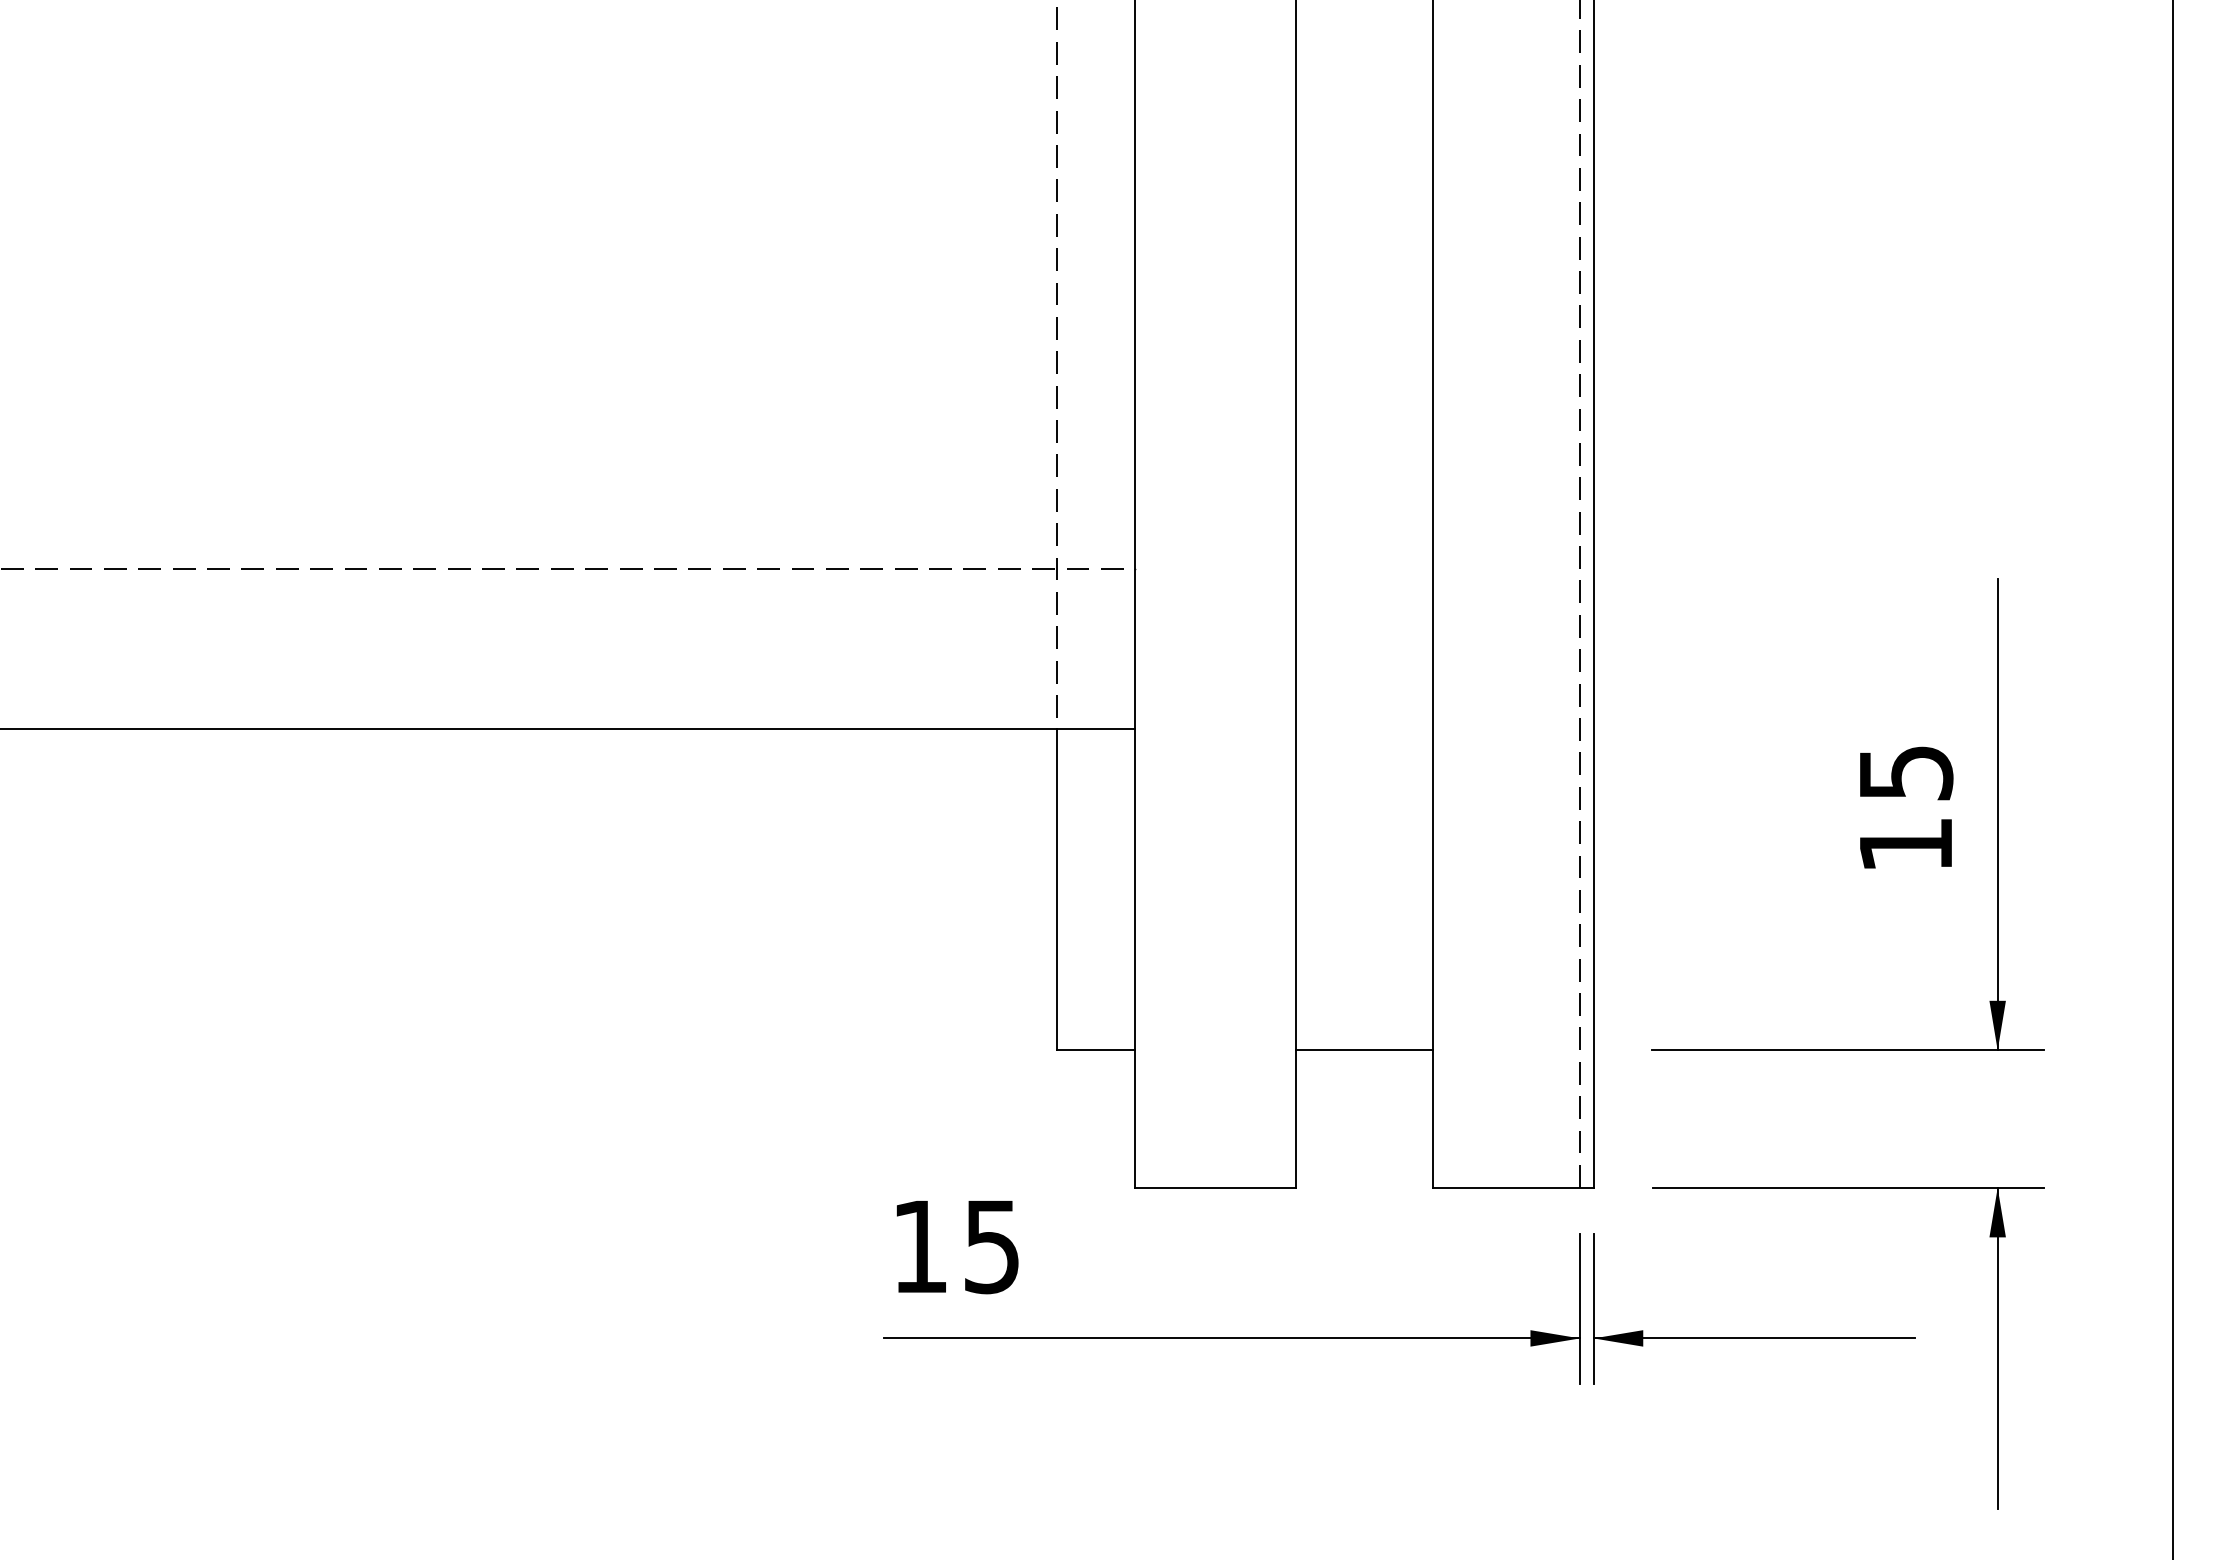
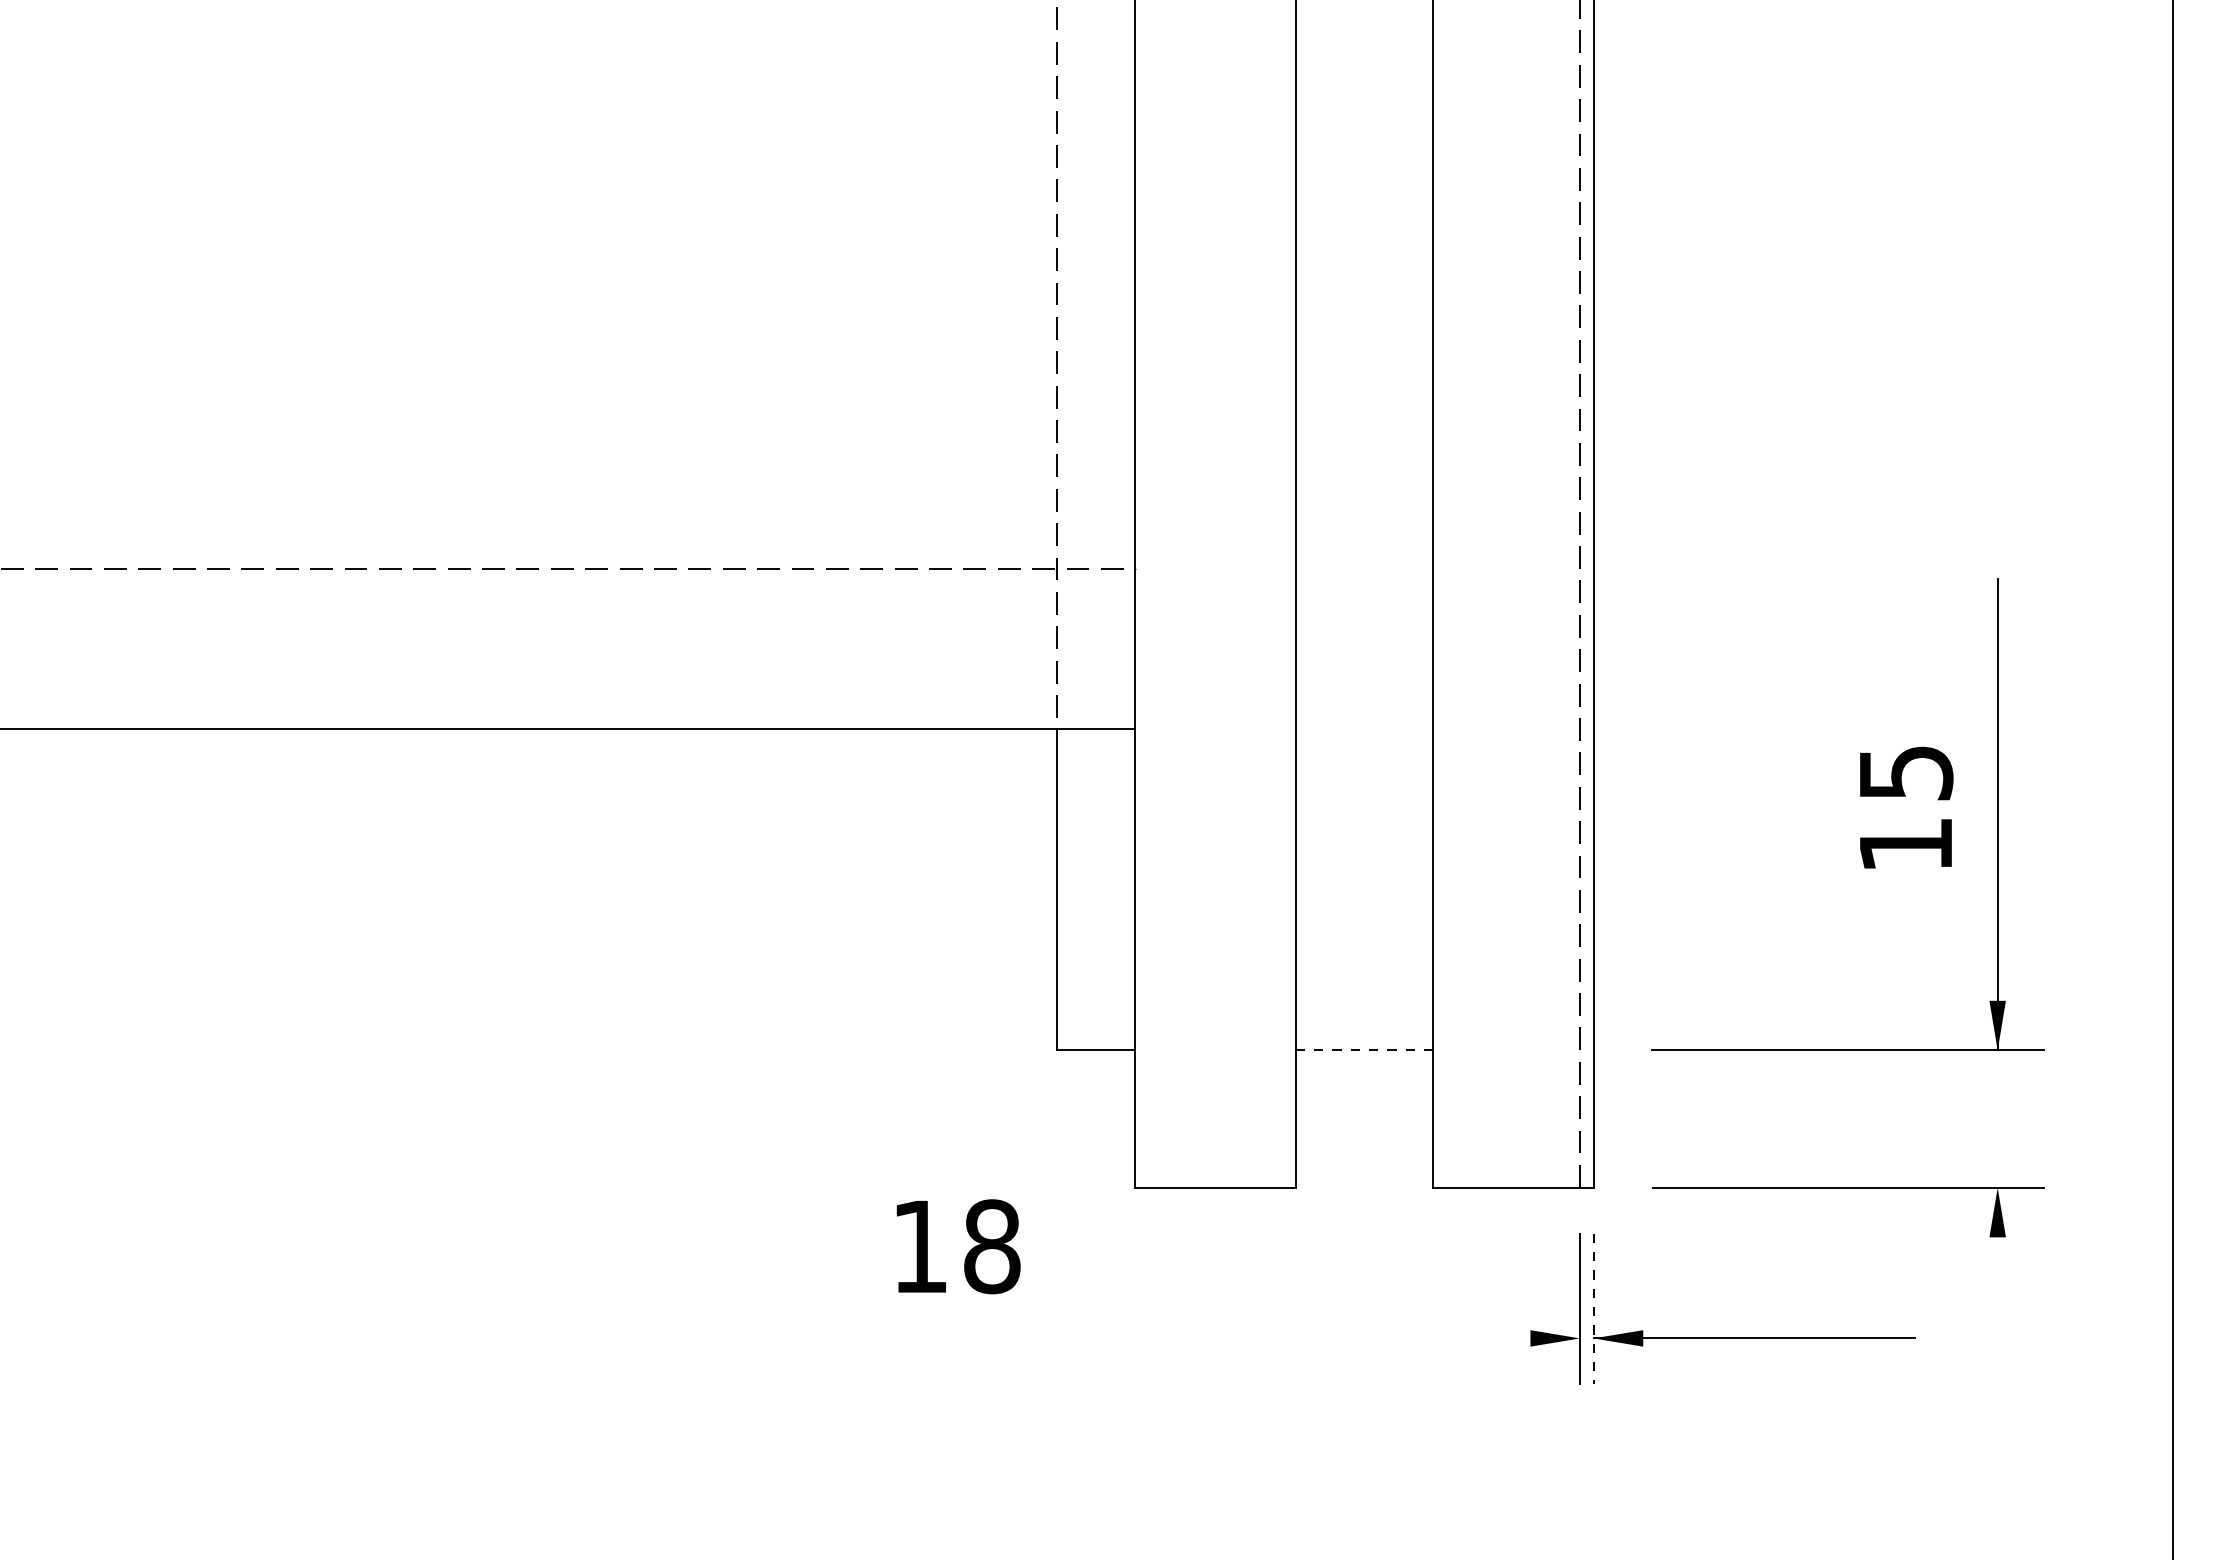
line: solid -> dashed (1364, 1050)
text: 15 -> 18 (992, 1246)
line: solid -> dashed (1593, 1309)
line: present -> none (1231, 1338)
line: present -> none (1997, 1347)
